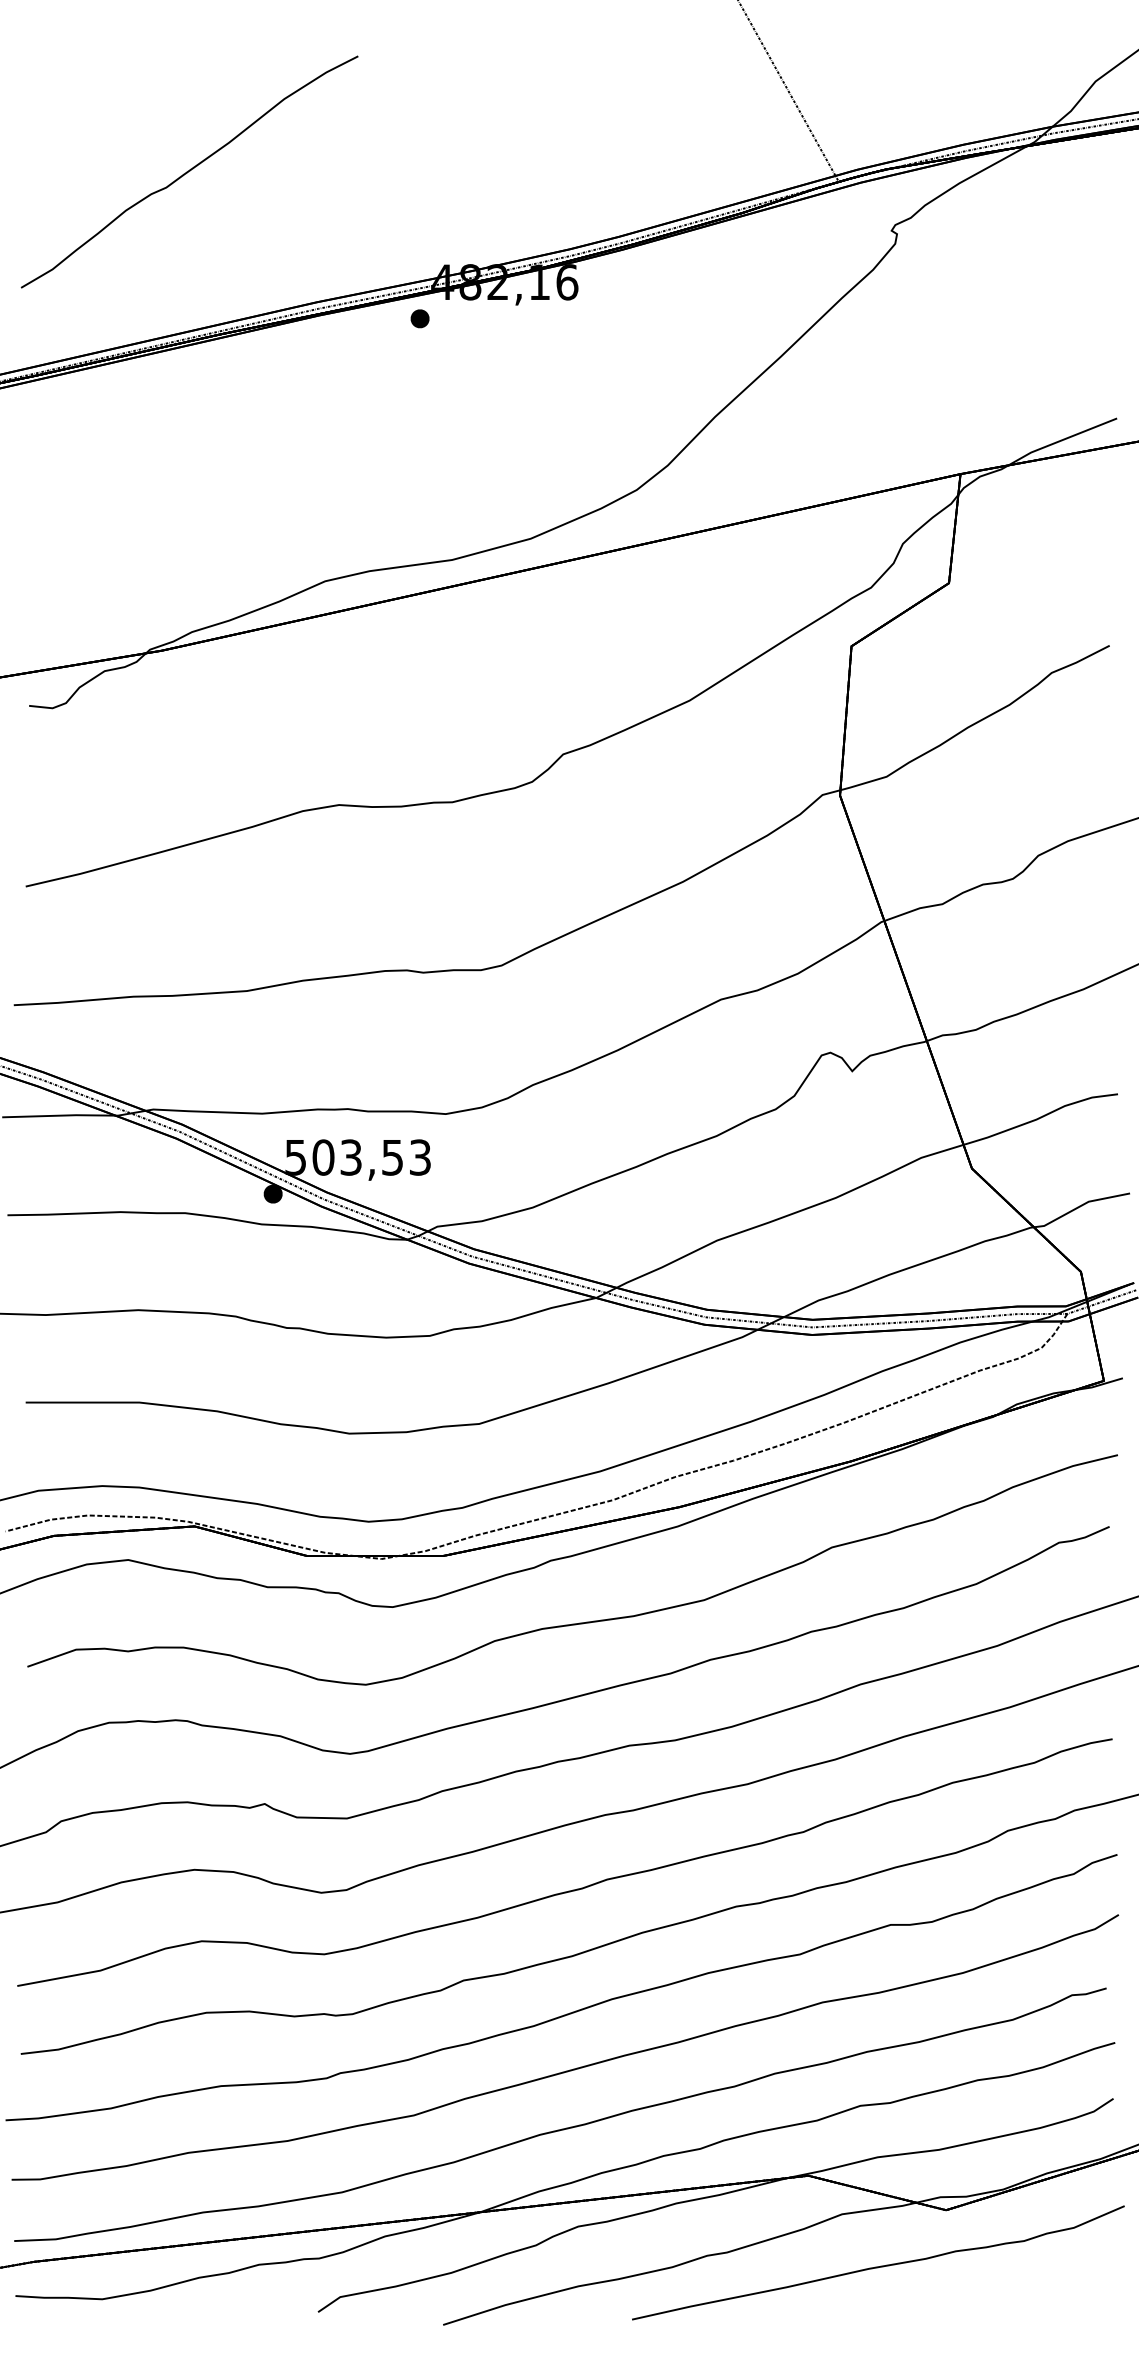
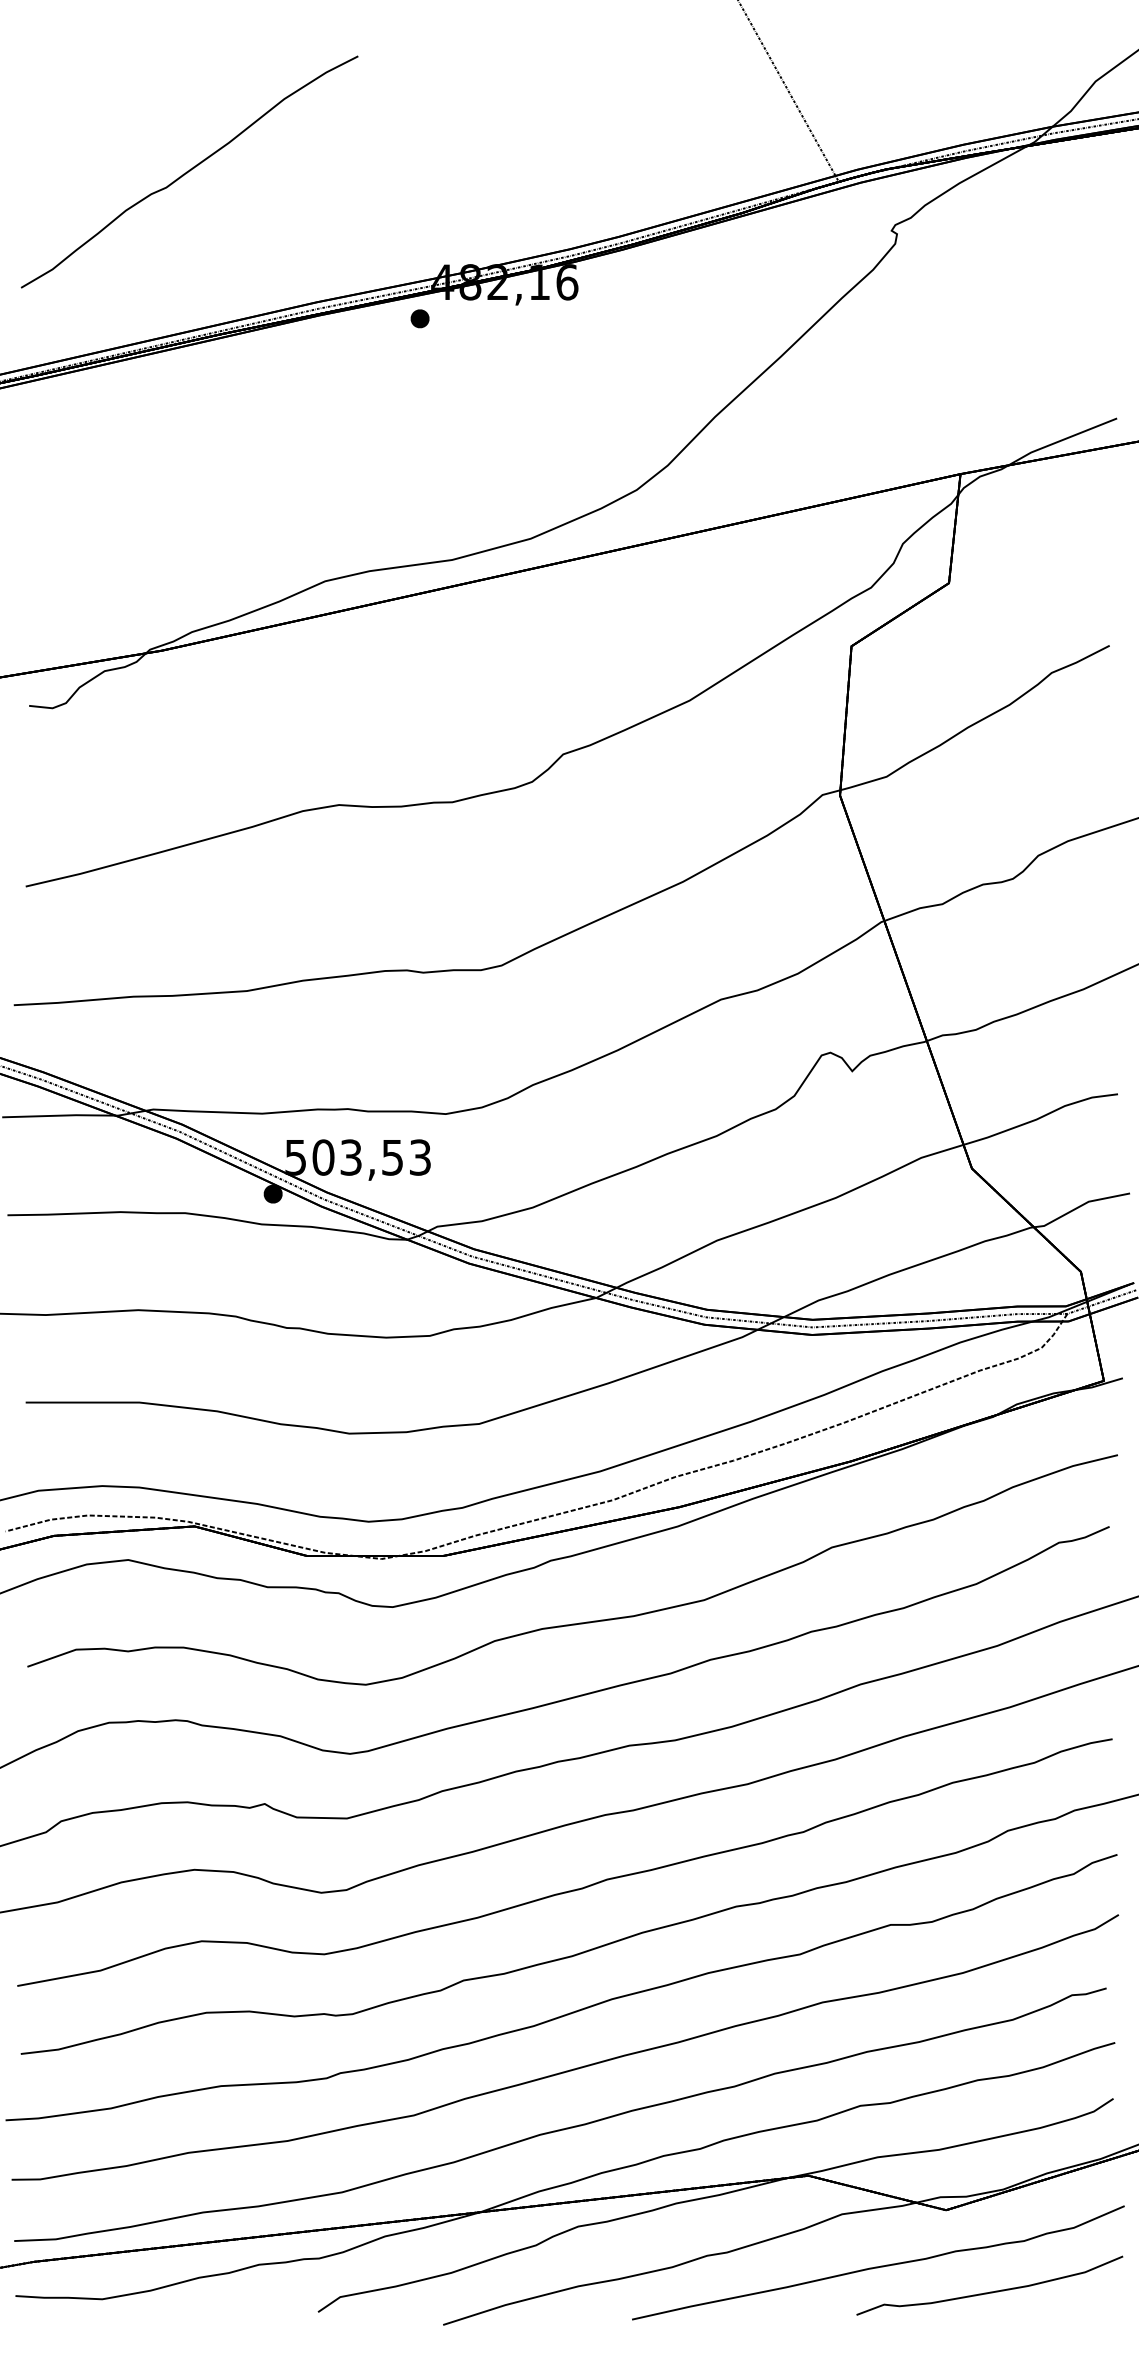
curve: none -> present (989, 2291)
